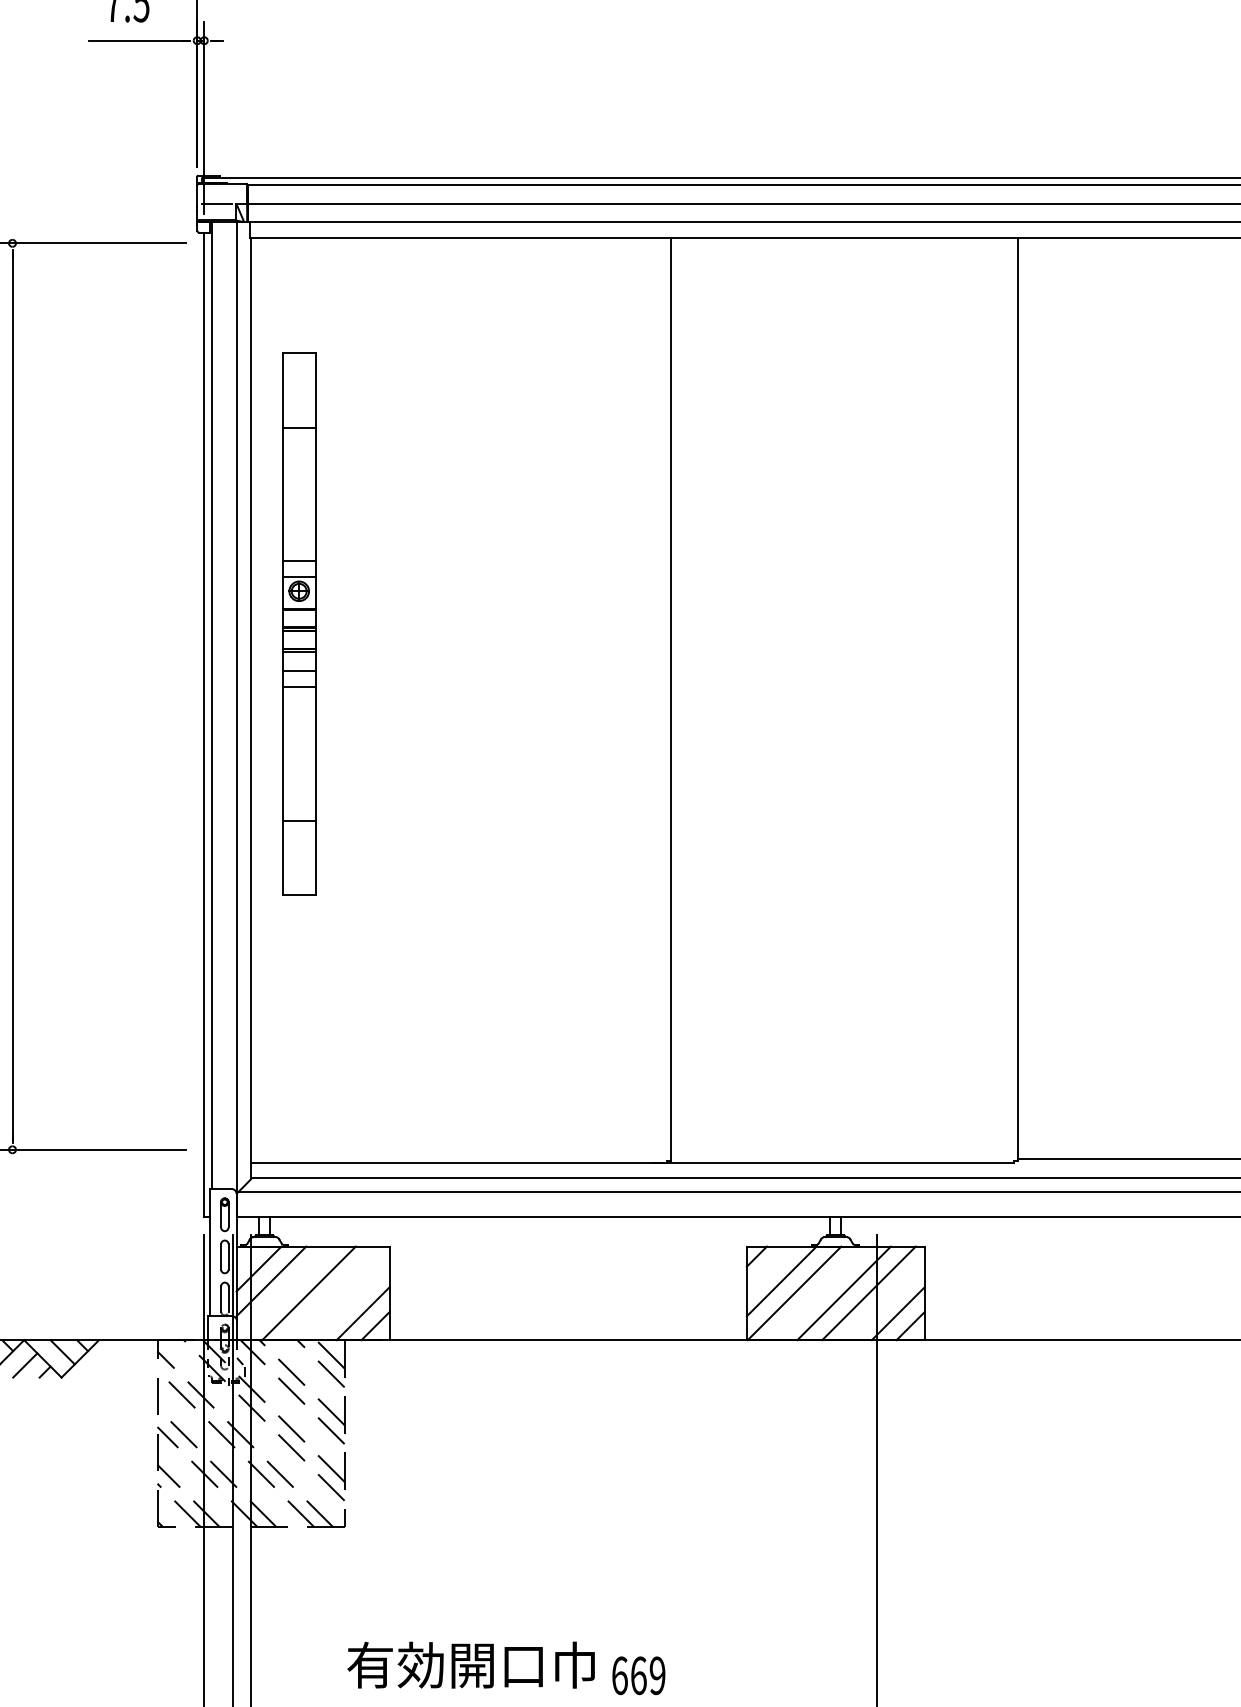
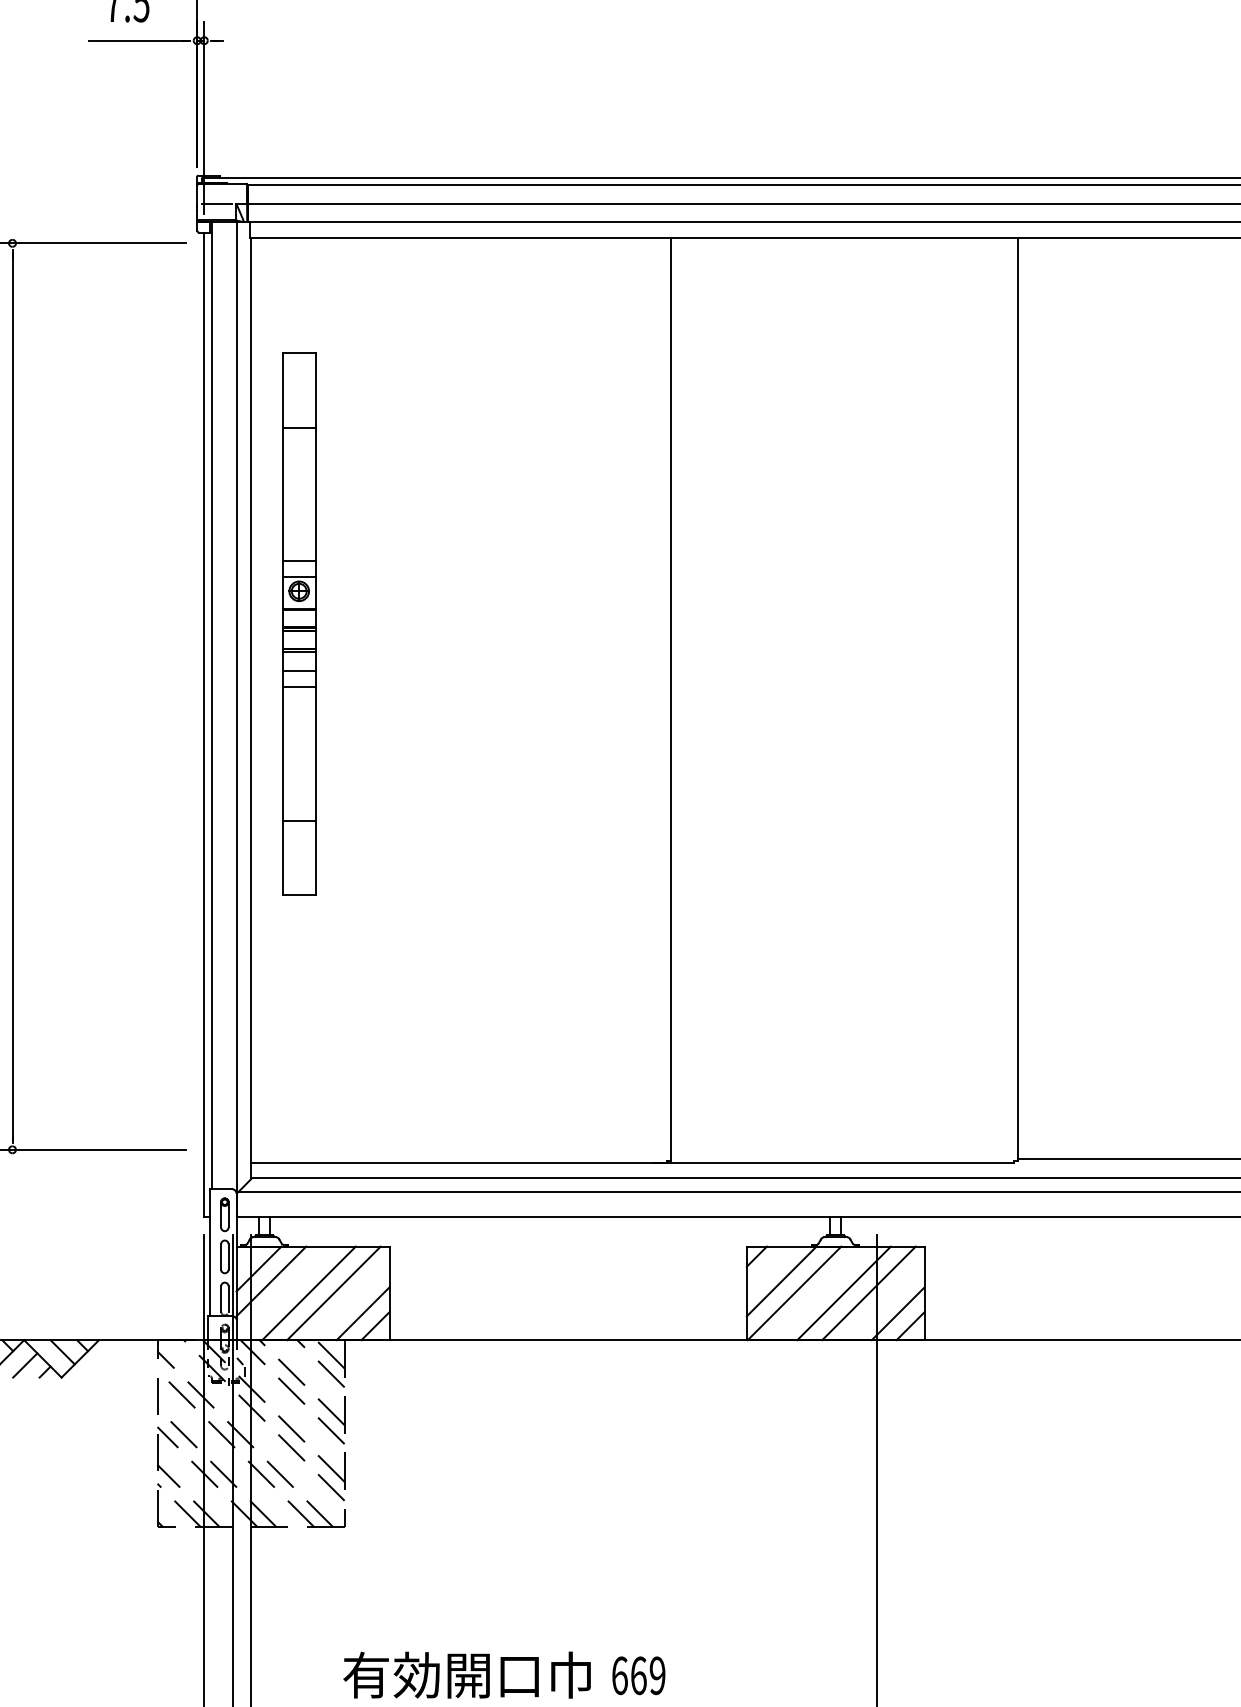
line: none -> present (333, 1293)
text position: (470, 1664) -> (466, 1674) (466, 1674)
